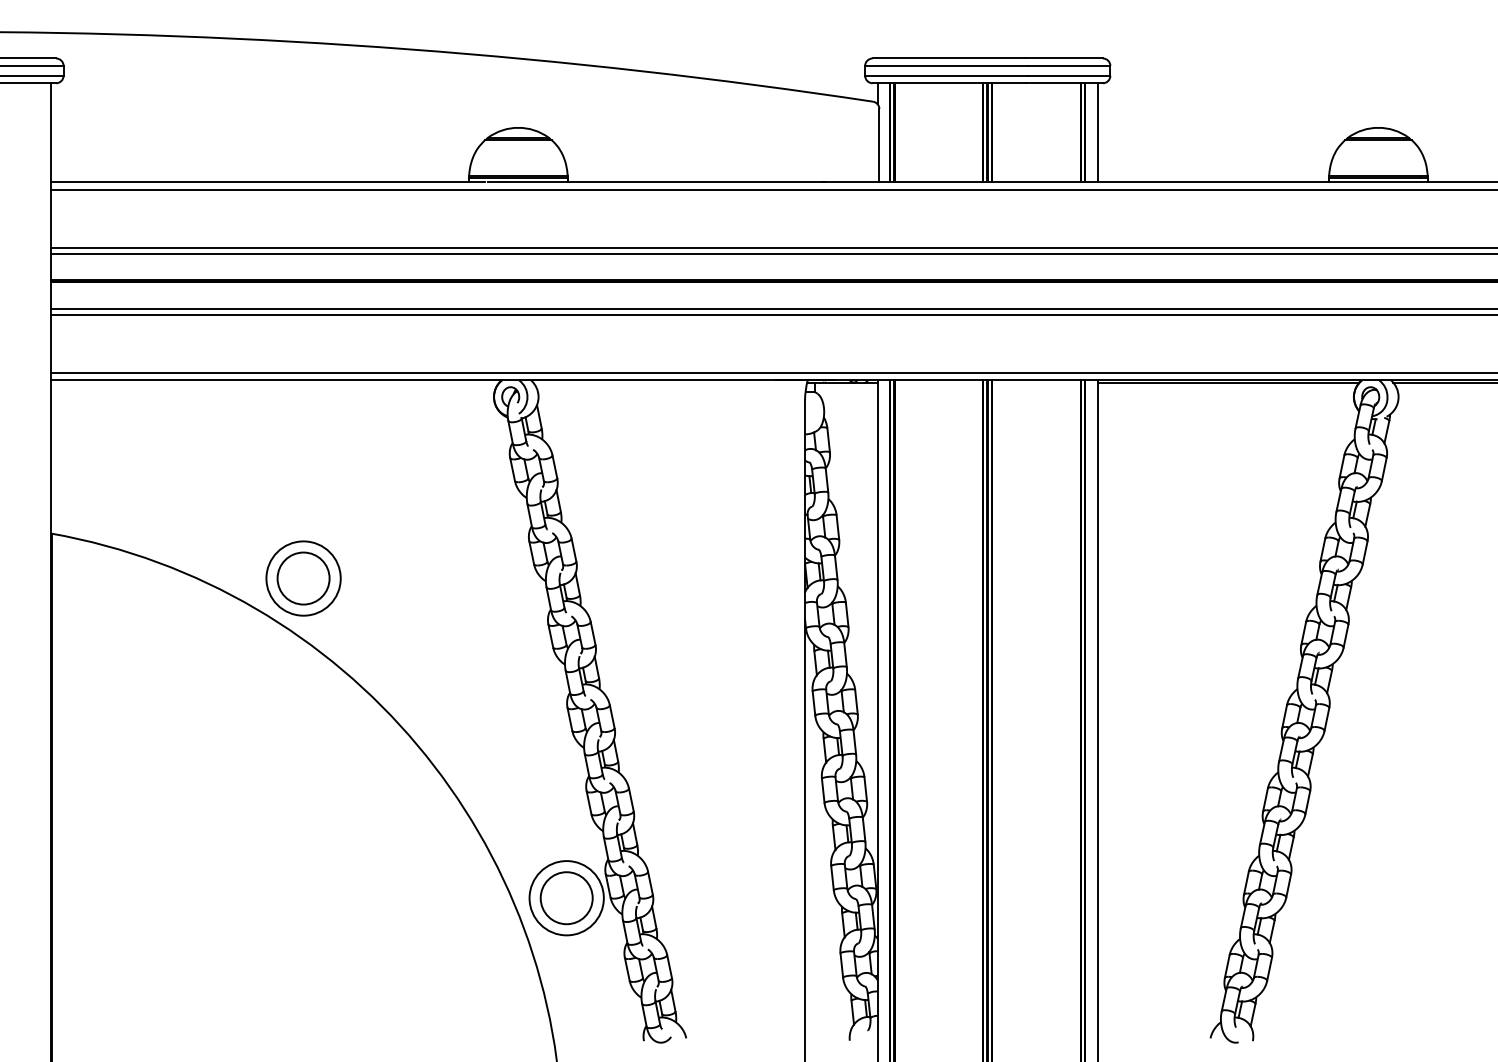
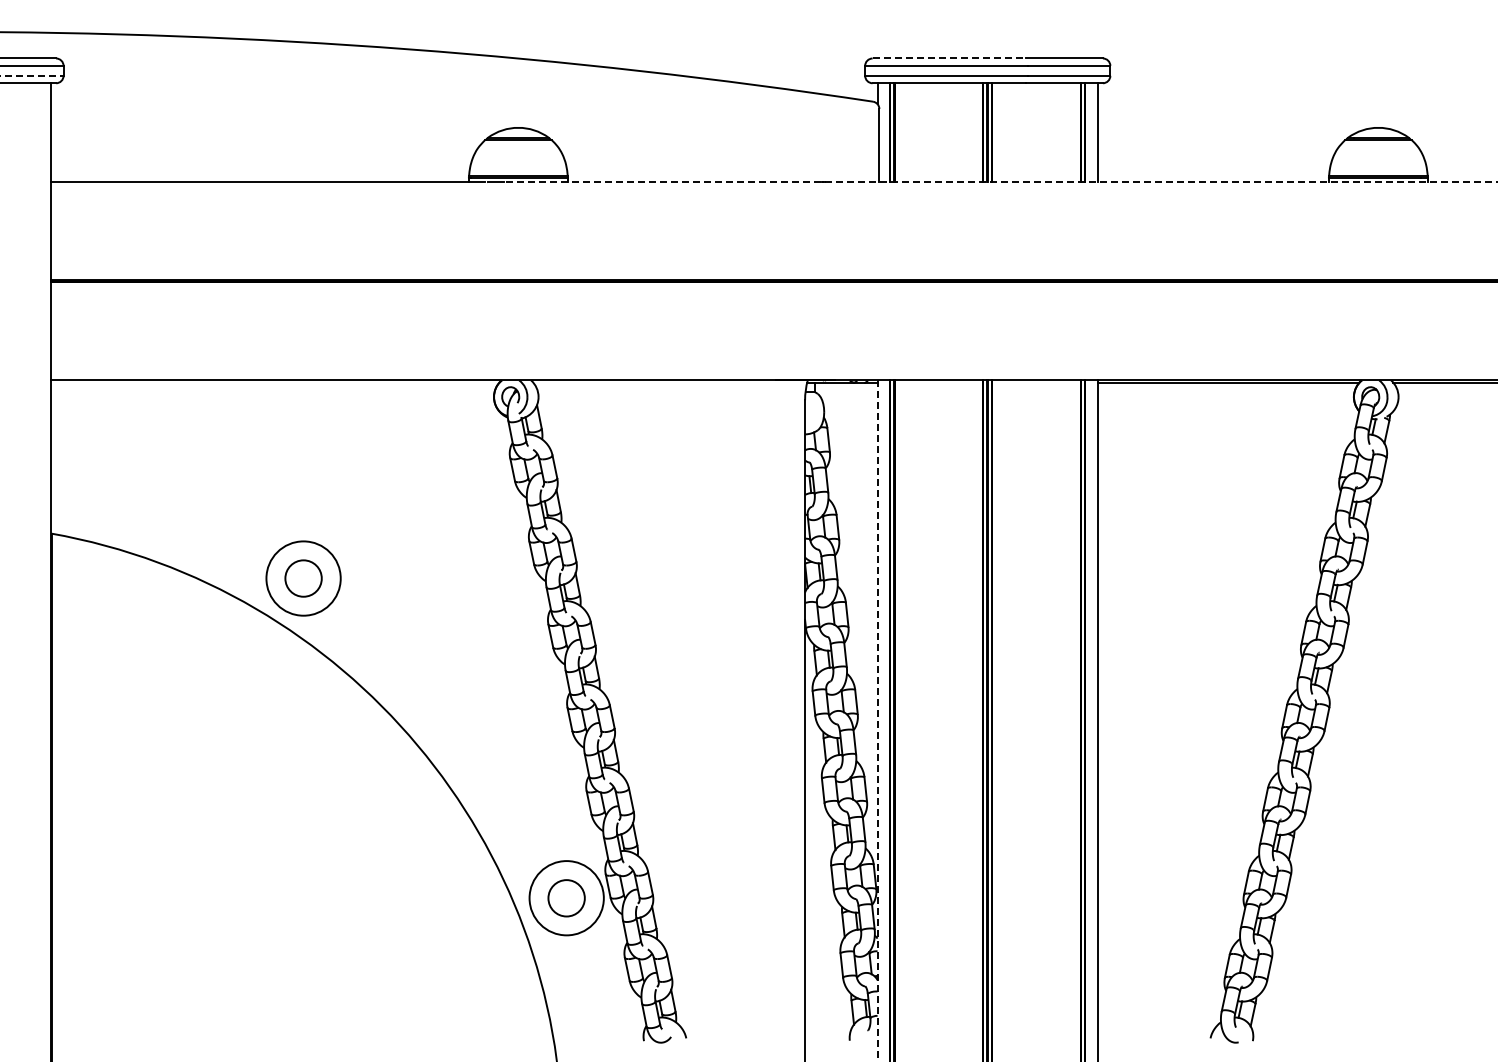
line: solid -> dashed (949, 58)
line: solid -> dashed (32, 75)
line: solid -> dashed (1000, 182)
line: present -> none (772, 189)
line: present -> none (772, 247)
line: present -> none (772, 254)
line: present -> none (772, 308)
line: present -> none (772, 314)
line: present -> none (772, 373)
circle diameter: 52 px -> 36 px (303, 578)
line: solid -> dashed (877, 721)
circle size: 55x55 px -> 39x39 px (566, 898)
